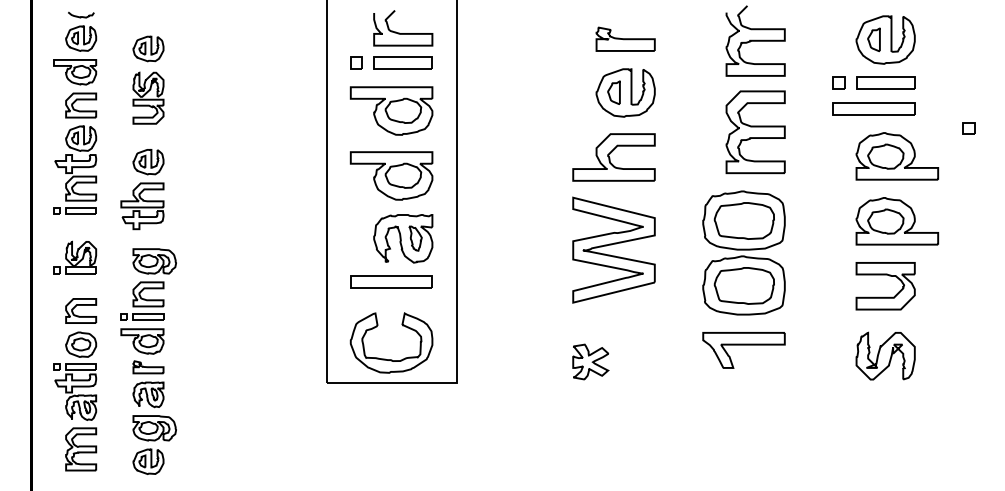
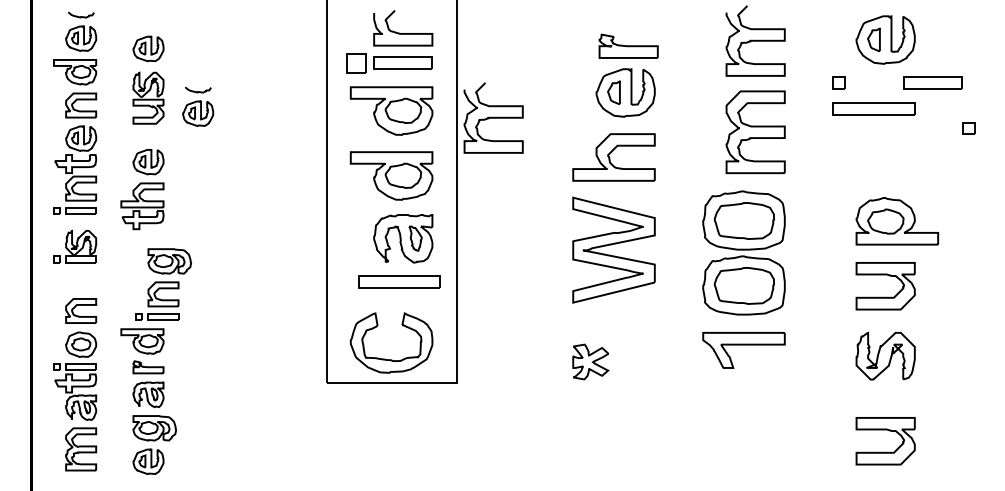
part position: (625, 38) -> (628, 45) (628, 45)
part size: 13x14 px -> 21x21 px (356, 63)
part position: (885, 82) -> (932, 82) (932, 82)
part: none -> present (198, 106)
curve: none -> present (493, 117)
part: present -> none (897, 156)
part position: (75, 257) -> (75, 246) (75, 246)
part position: (391, 281) -> (399, 281) (399, 281)
part position: (148, 284) -> (163, 284) (163, 284)
part: none -> present (885, 451)
